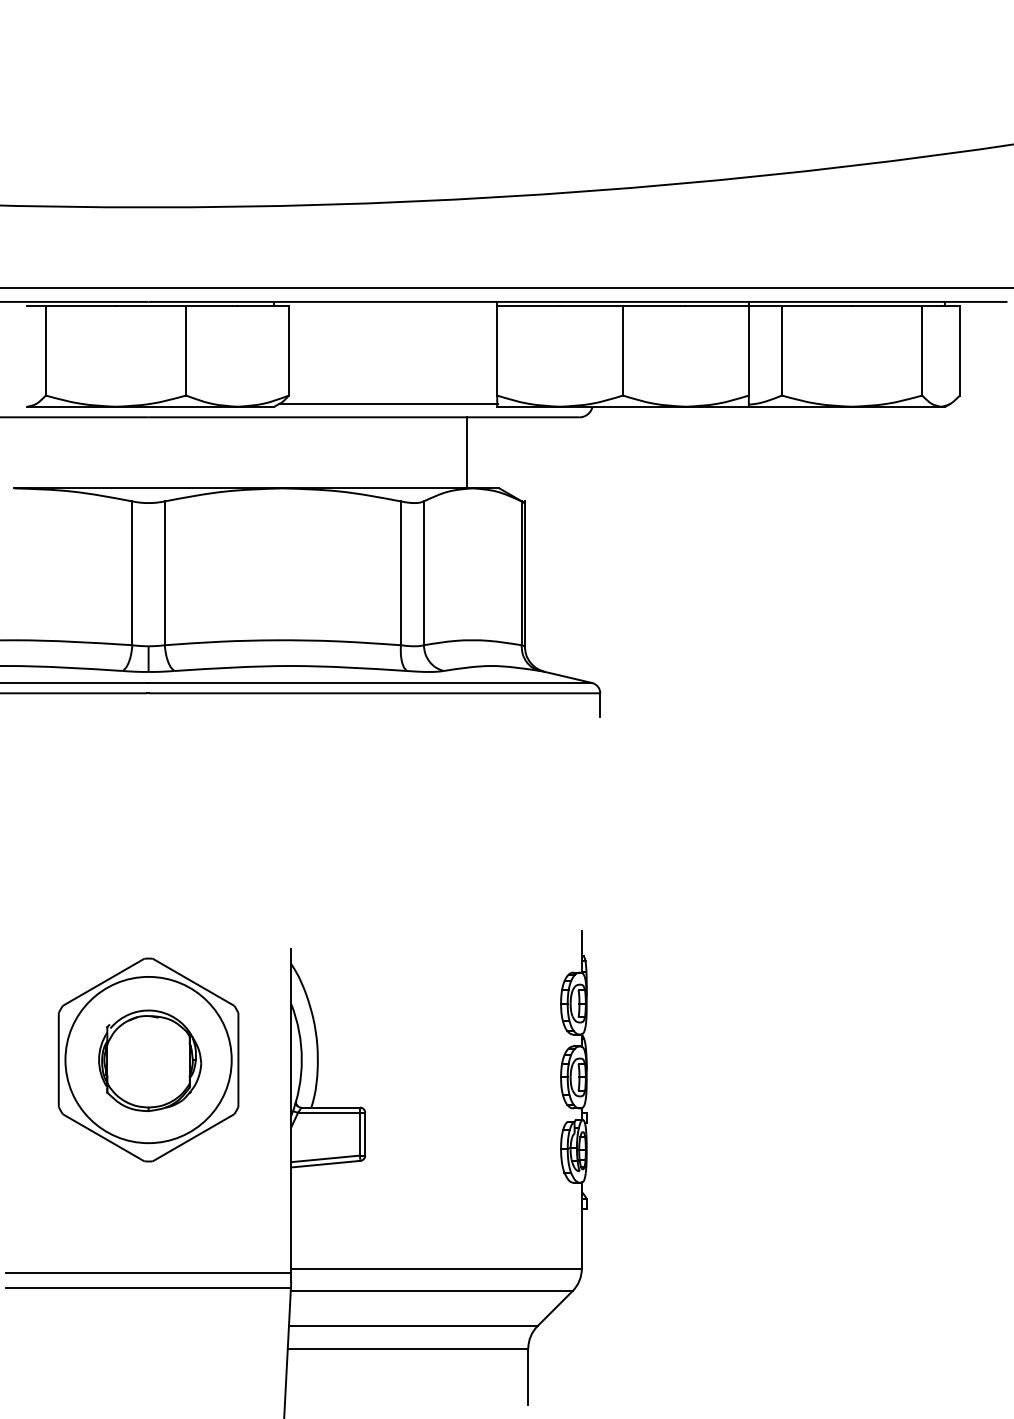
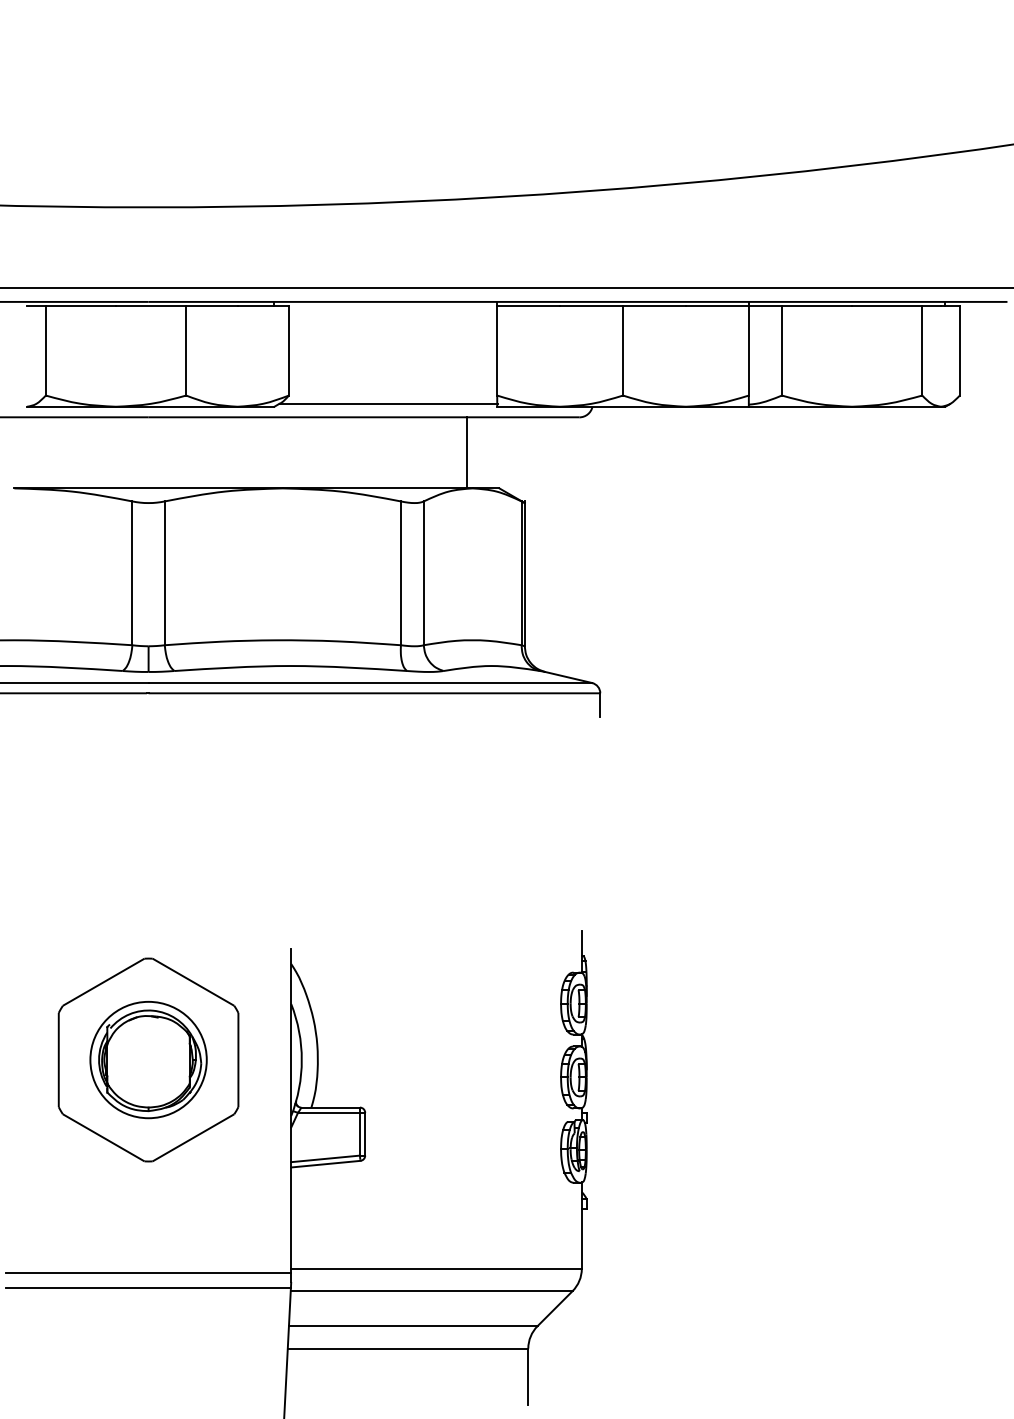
circle diameter: 166 px -> 116 px (148, 1059)
